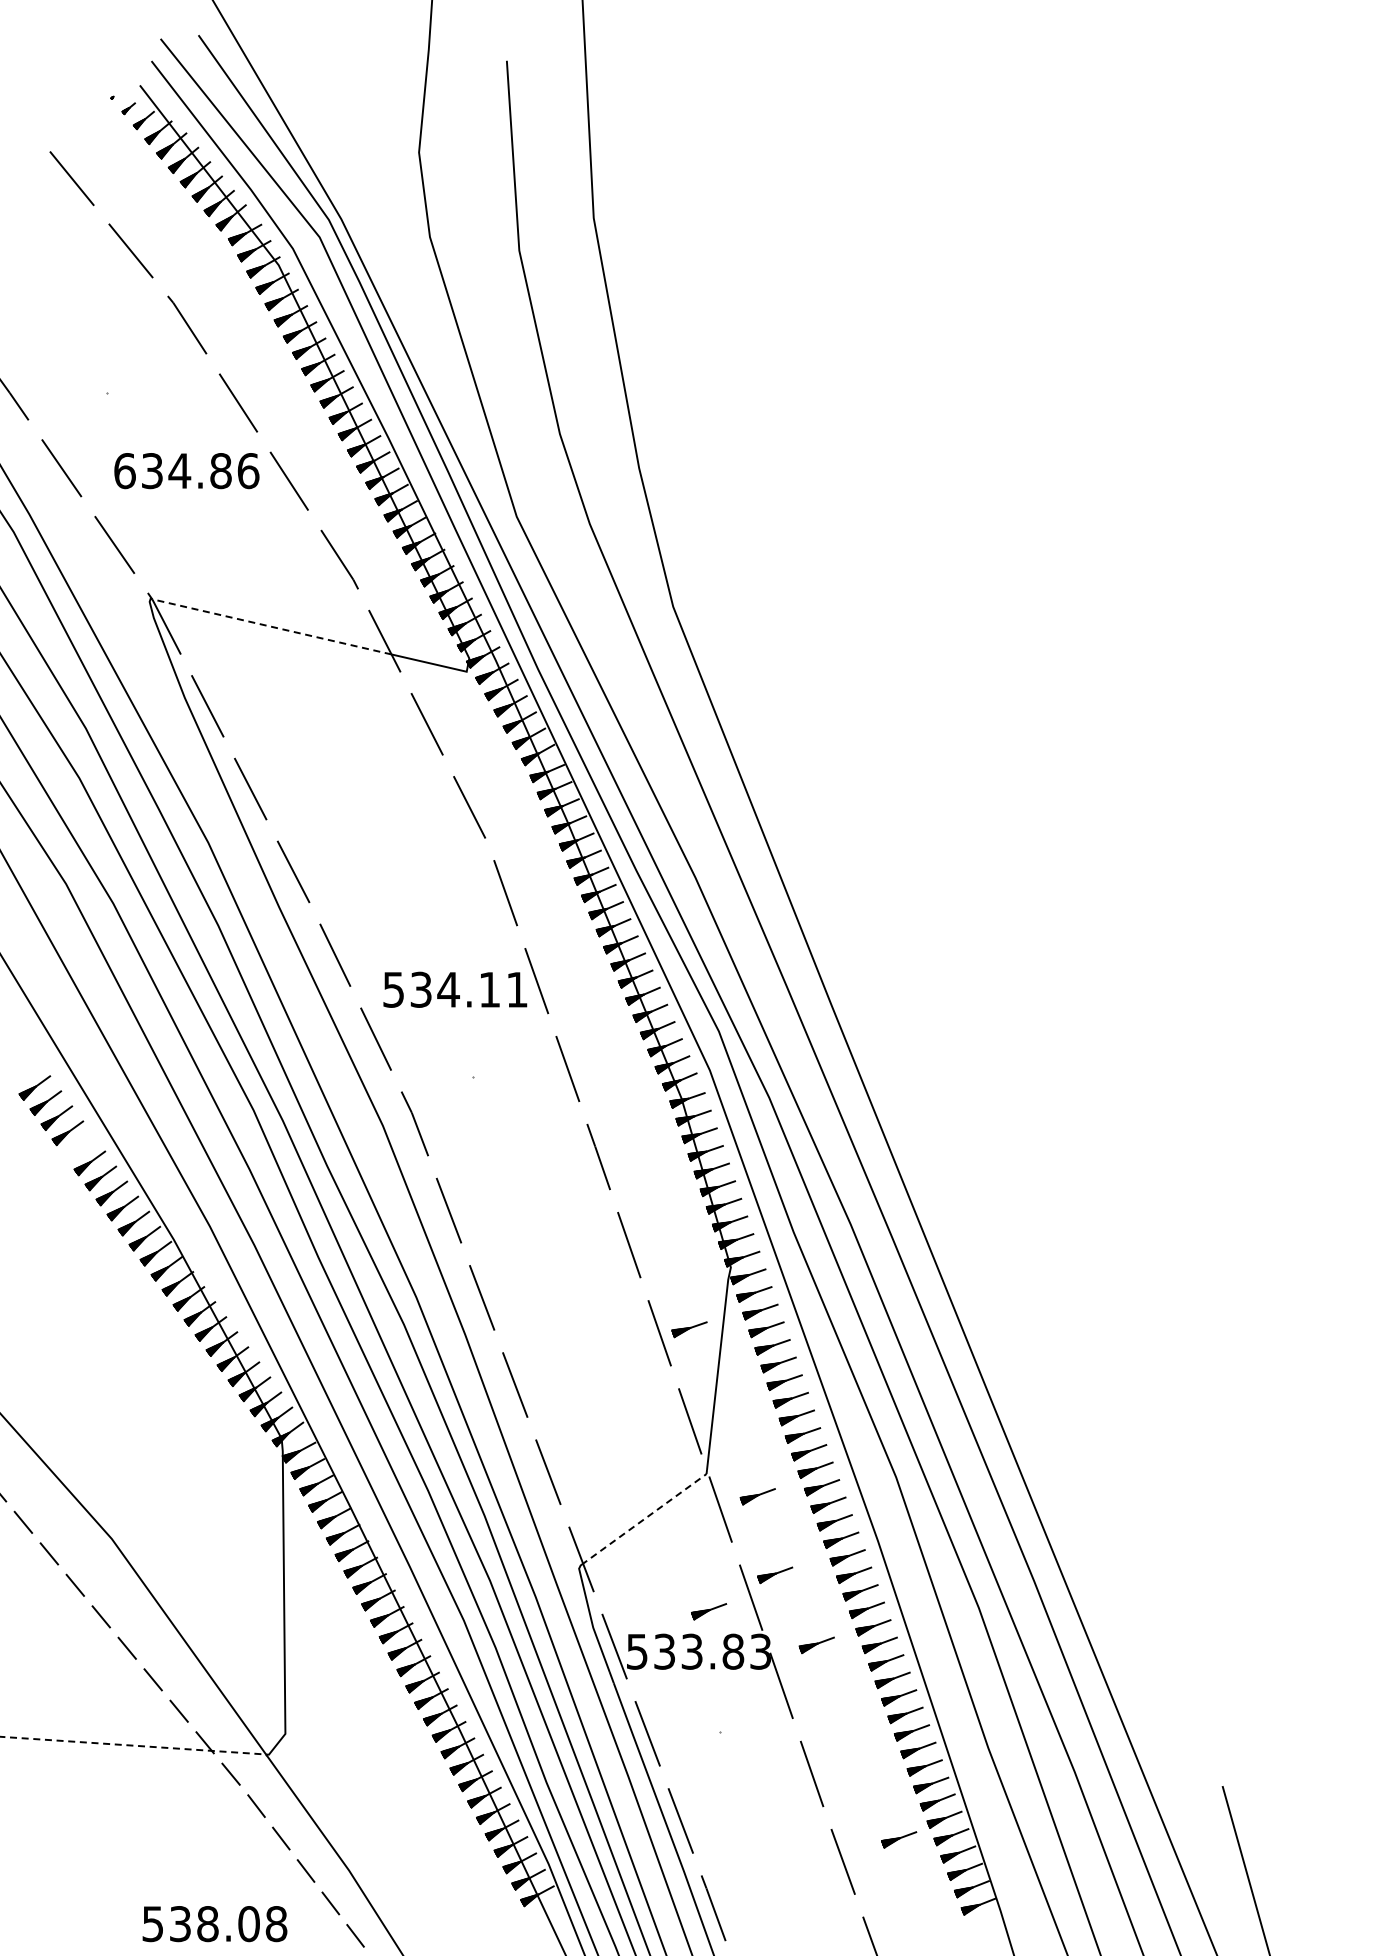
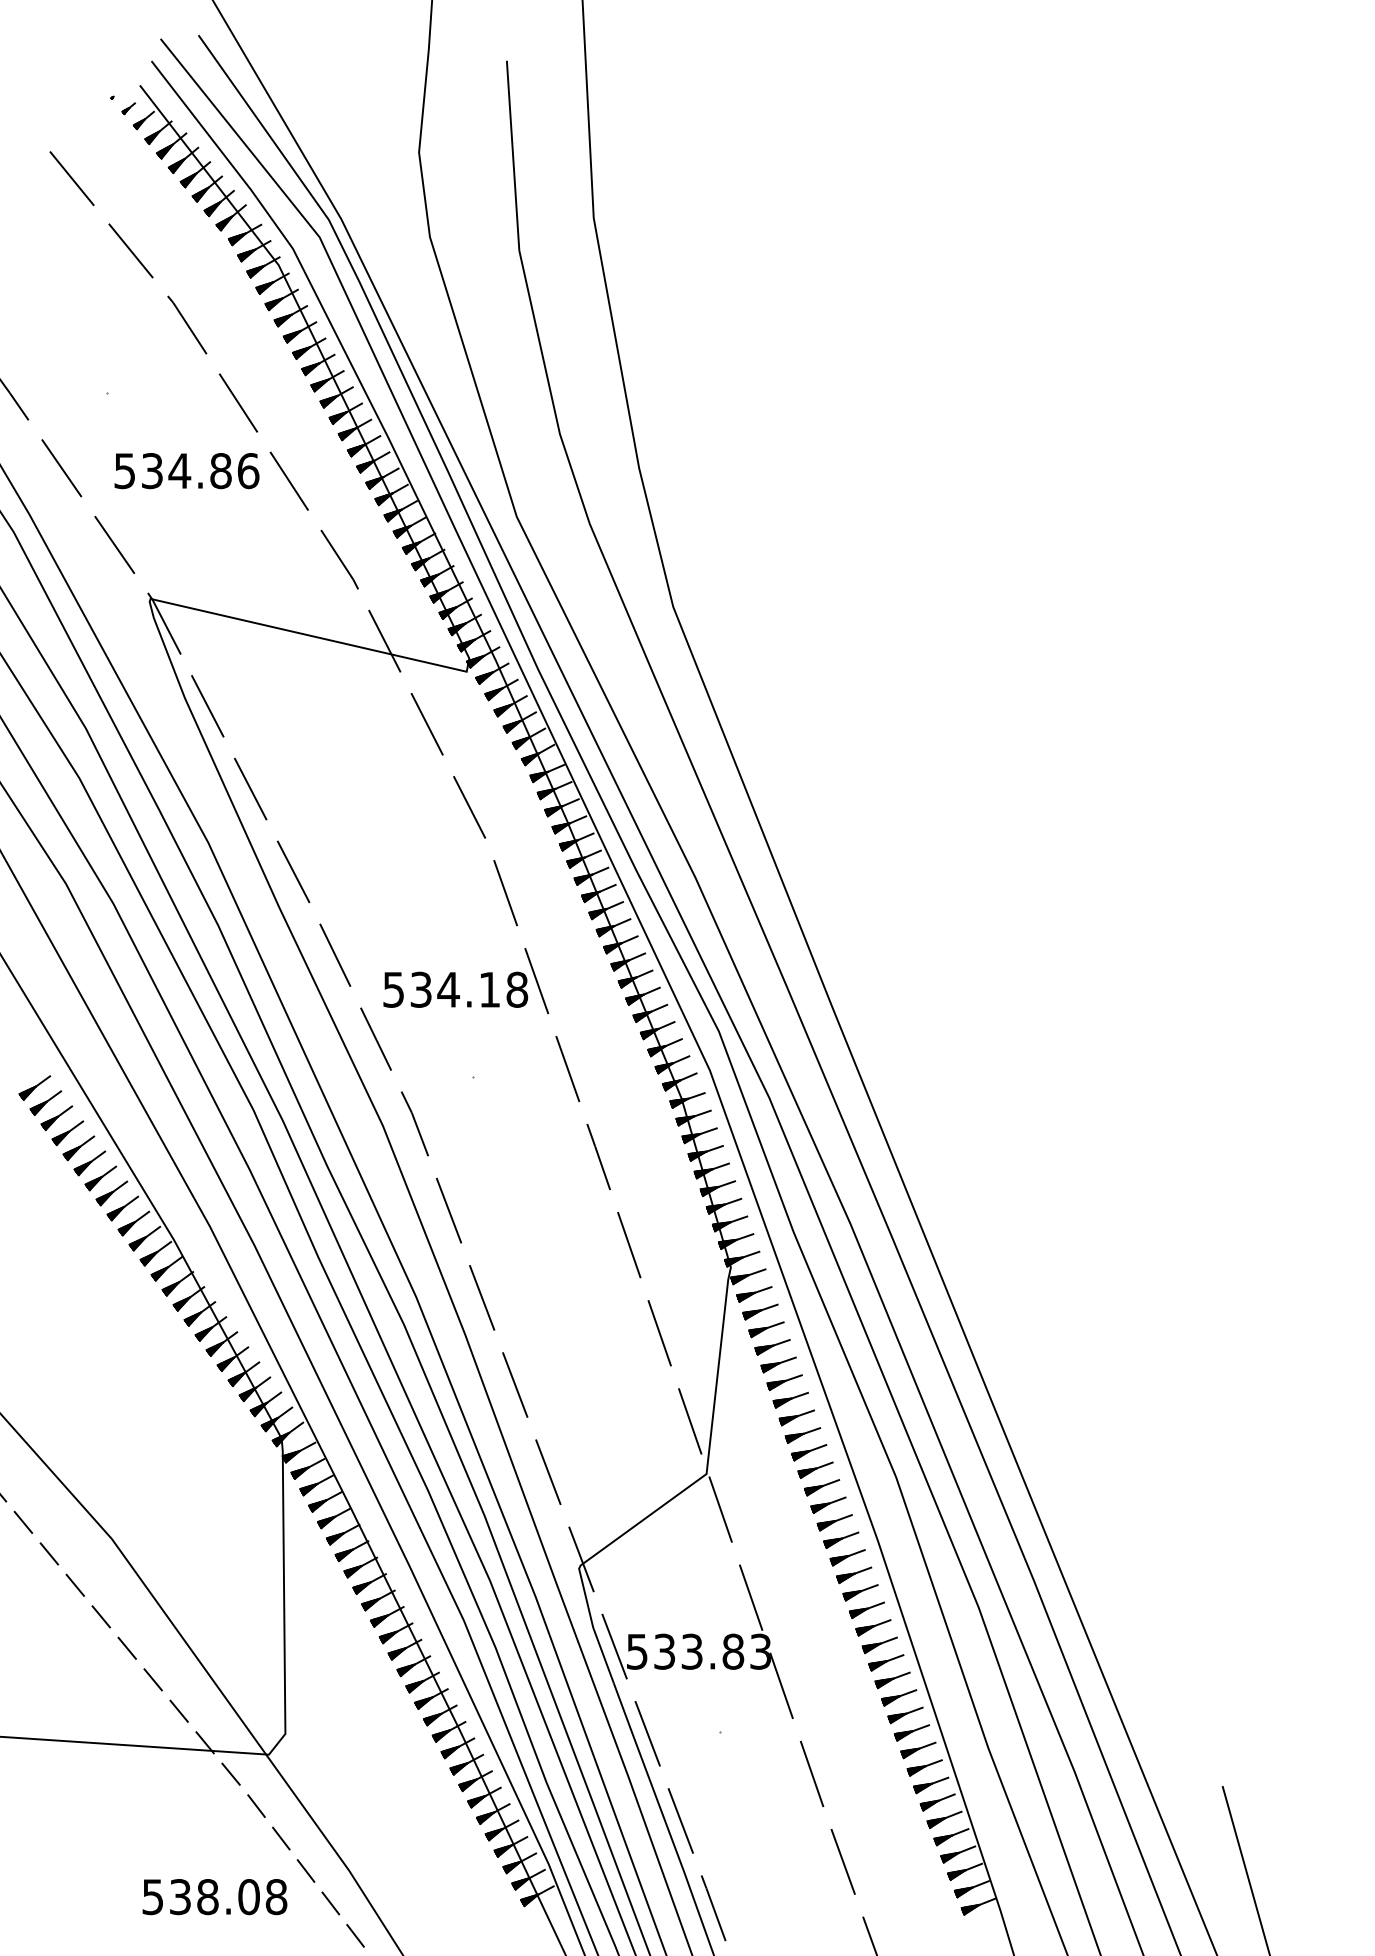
text: 634.86 -> 534.86 (124, 471)
line: dashed -> solid (271, 626)
text: 534.11 -> 534.18 (517, 989)
part: none -> present (78, 1148)
part: present -> none (689, 1329)
part: present -> none (757, 1496)
line: dashed -> solid (646, 1517)
part: present -> none (775, 1575)
part: present -> none (709, 1611)
part: present -> none (816, 1644)
line: dashed -> solid (133, 1745)
part: present -> none (899, 1839)
text position: (214, 1924) -> (214, 1897) (214, 1897)
